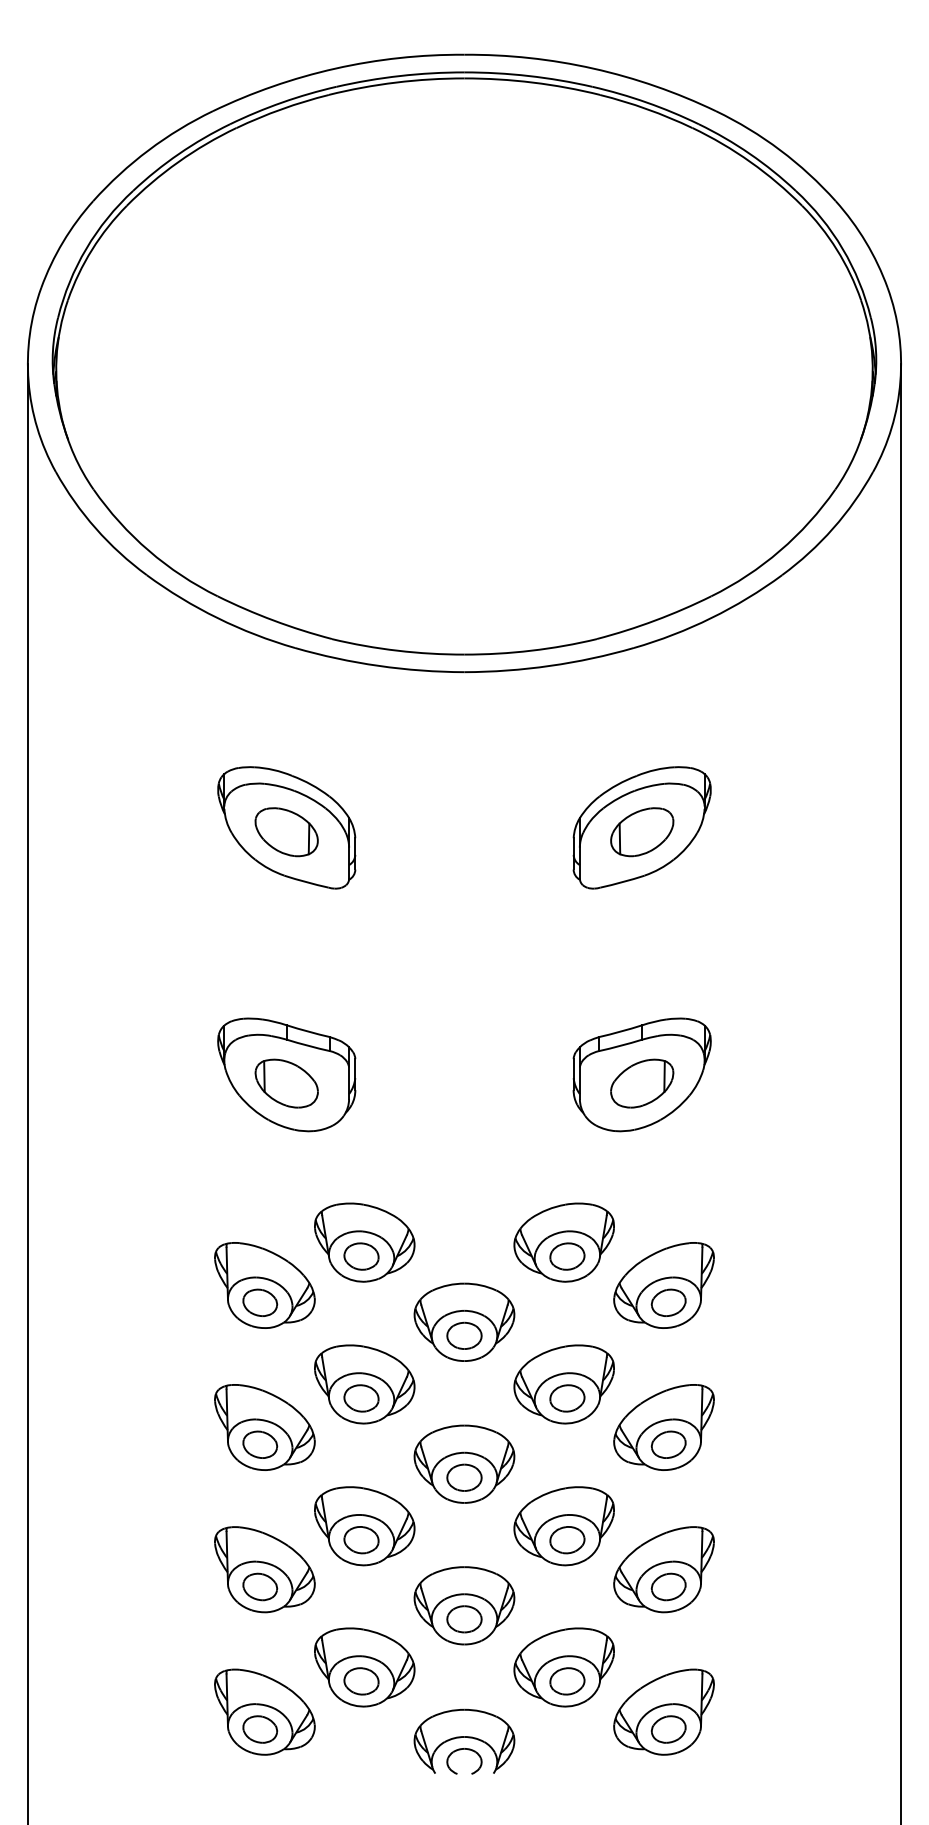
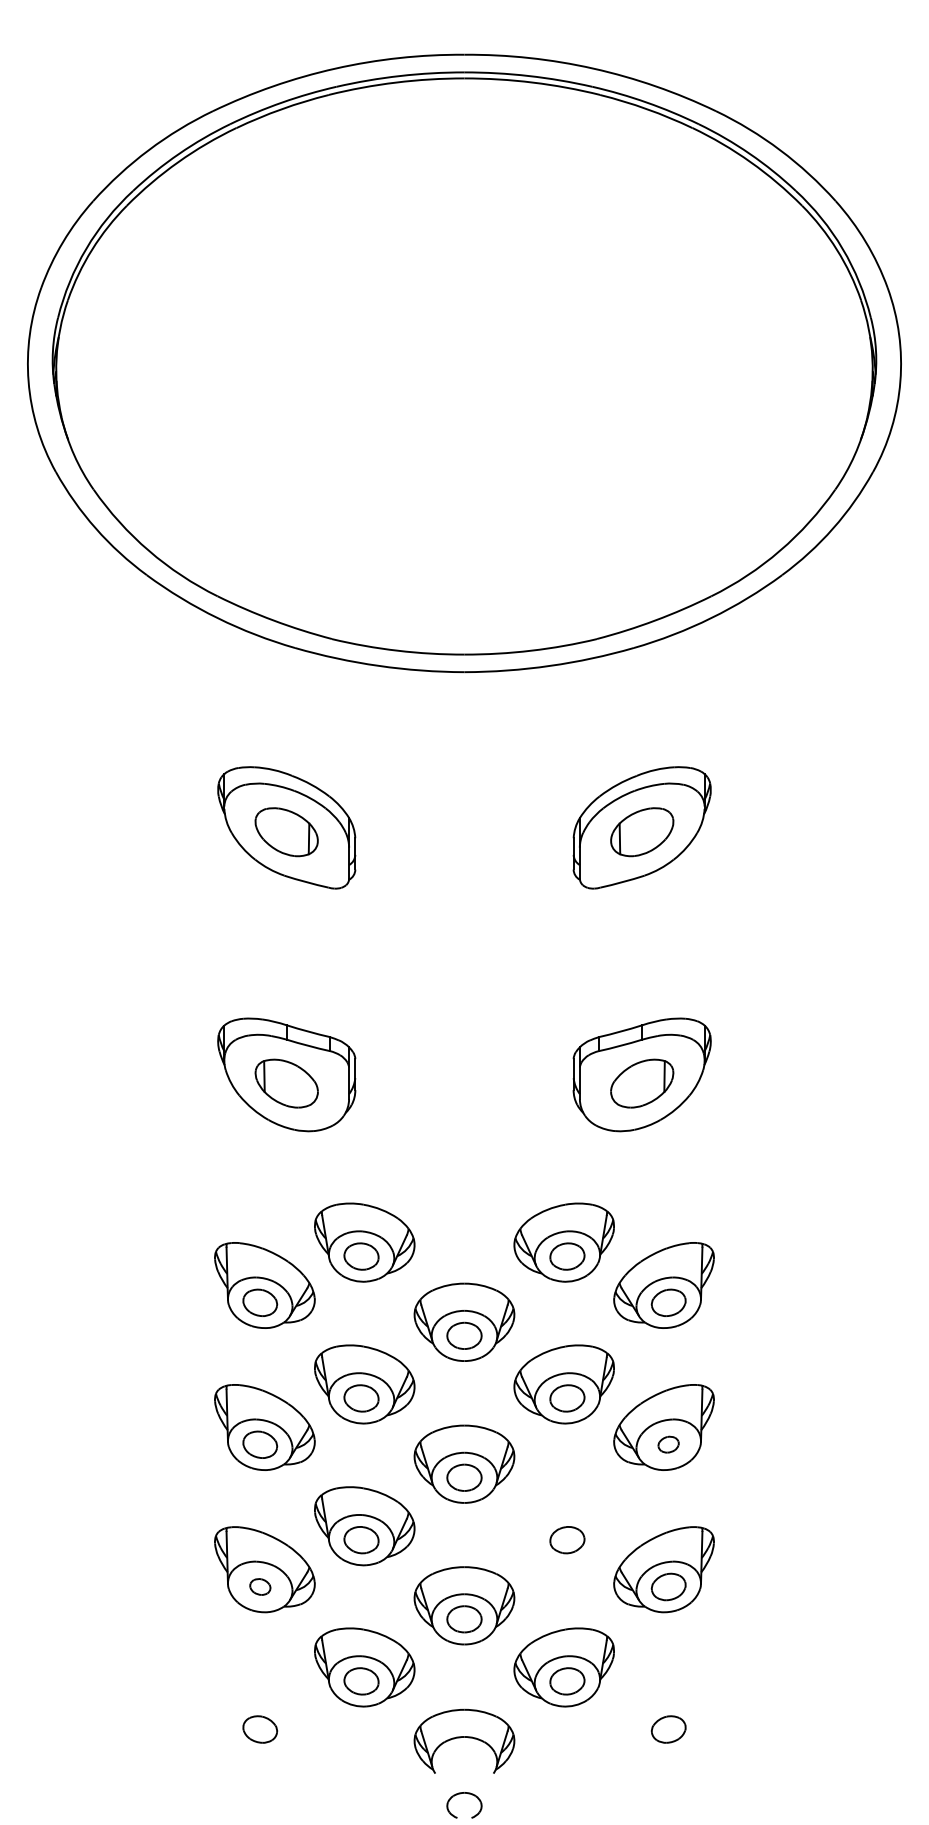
line: present -> none (27, 1092)
line: present -> none (901, 1092)
part size: 37x29 px -> 23x19 px (668, 1444)
part: present -> none (563, 1526)
part size: 37x30 px -> 23x18 px (260, 1586)
part: present -> none (264, 1711)
part: present -> none (663, 1711)
part position: (460, 1750) -> (460, 1794) (460, 1794)
